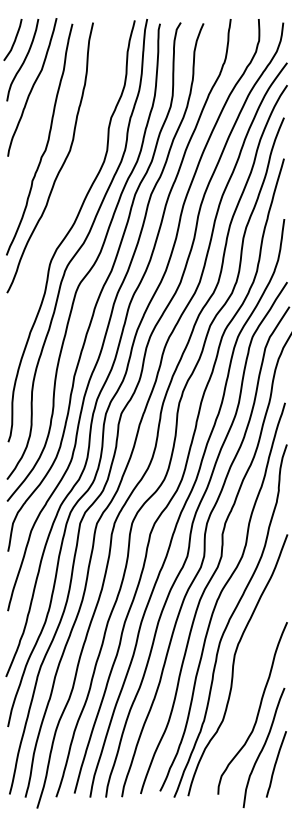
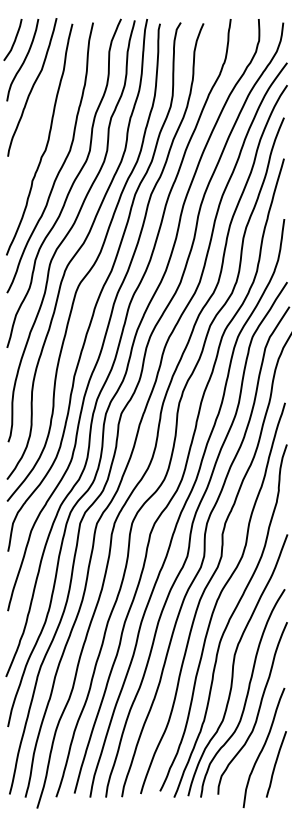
curve: none -> present (70, 186)
curve: none -> present (246, 693)
